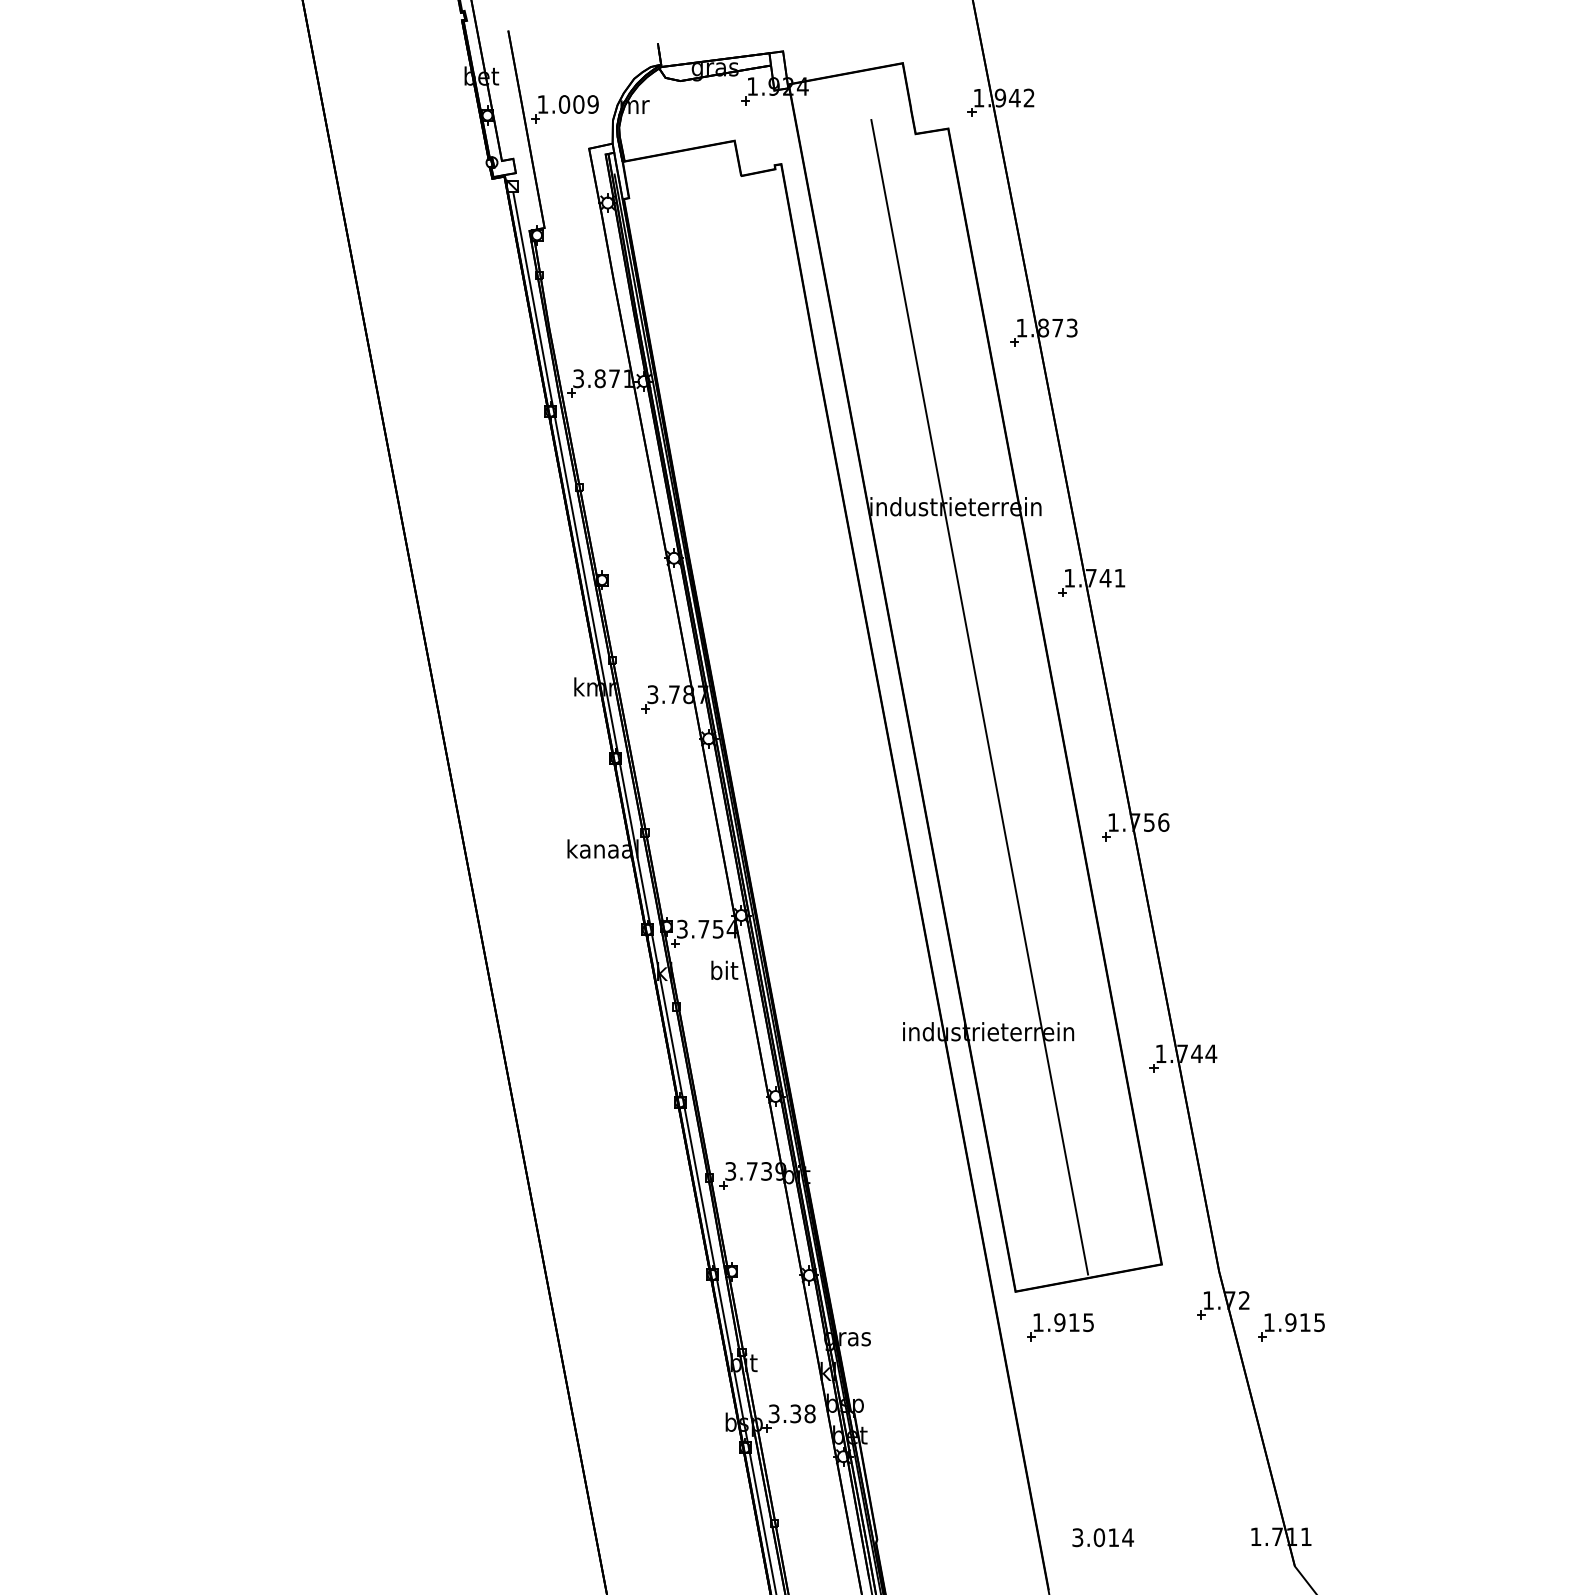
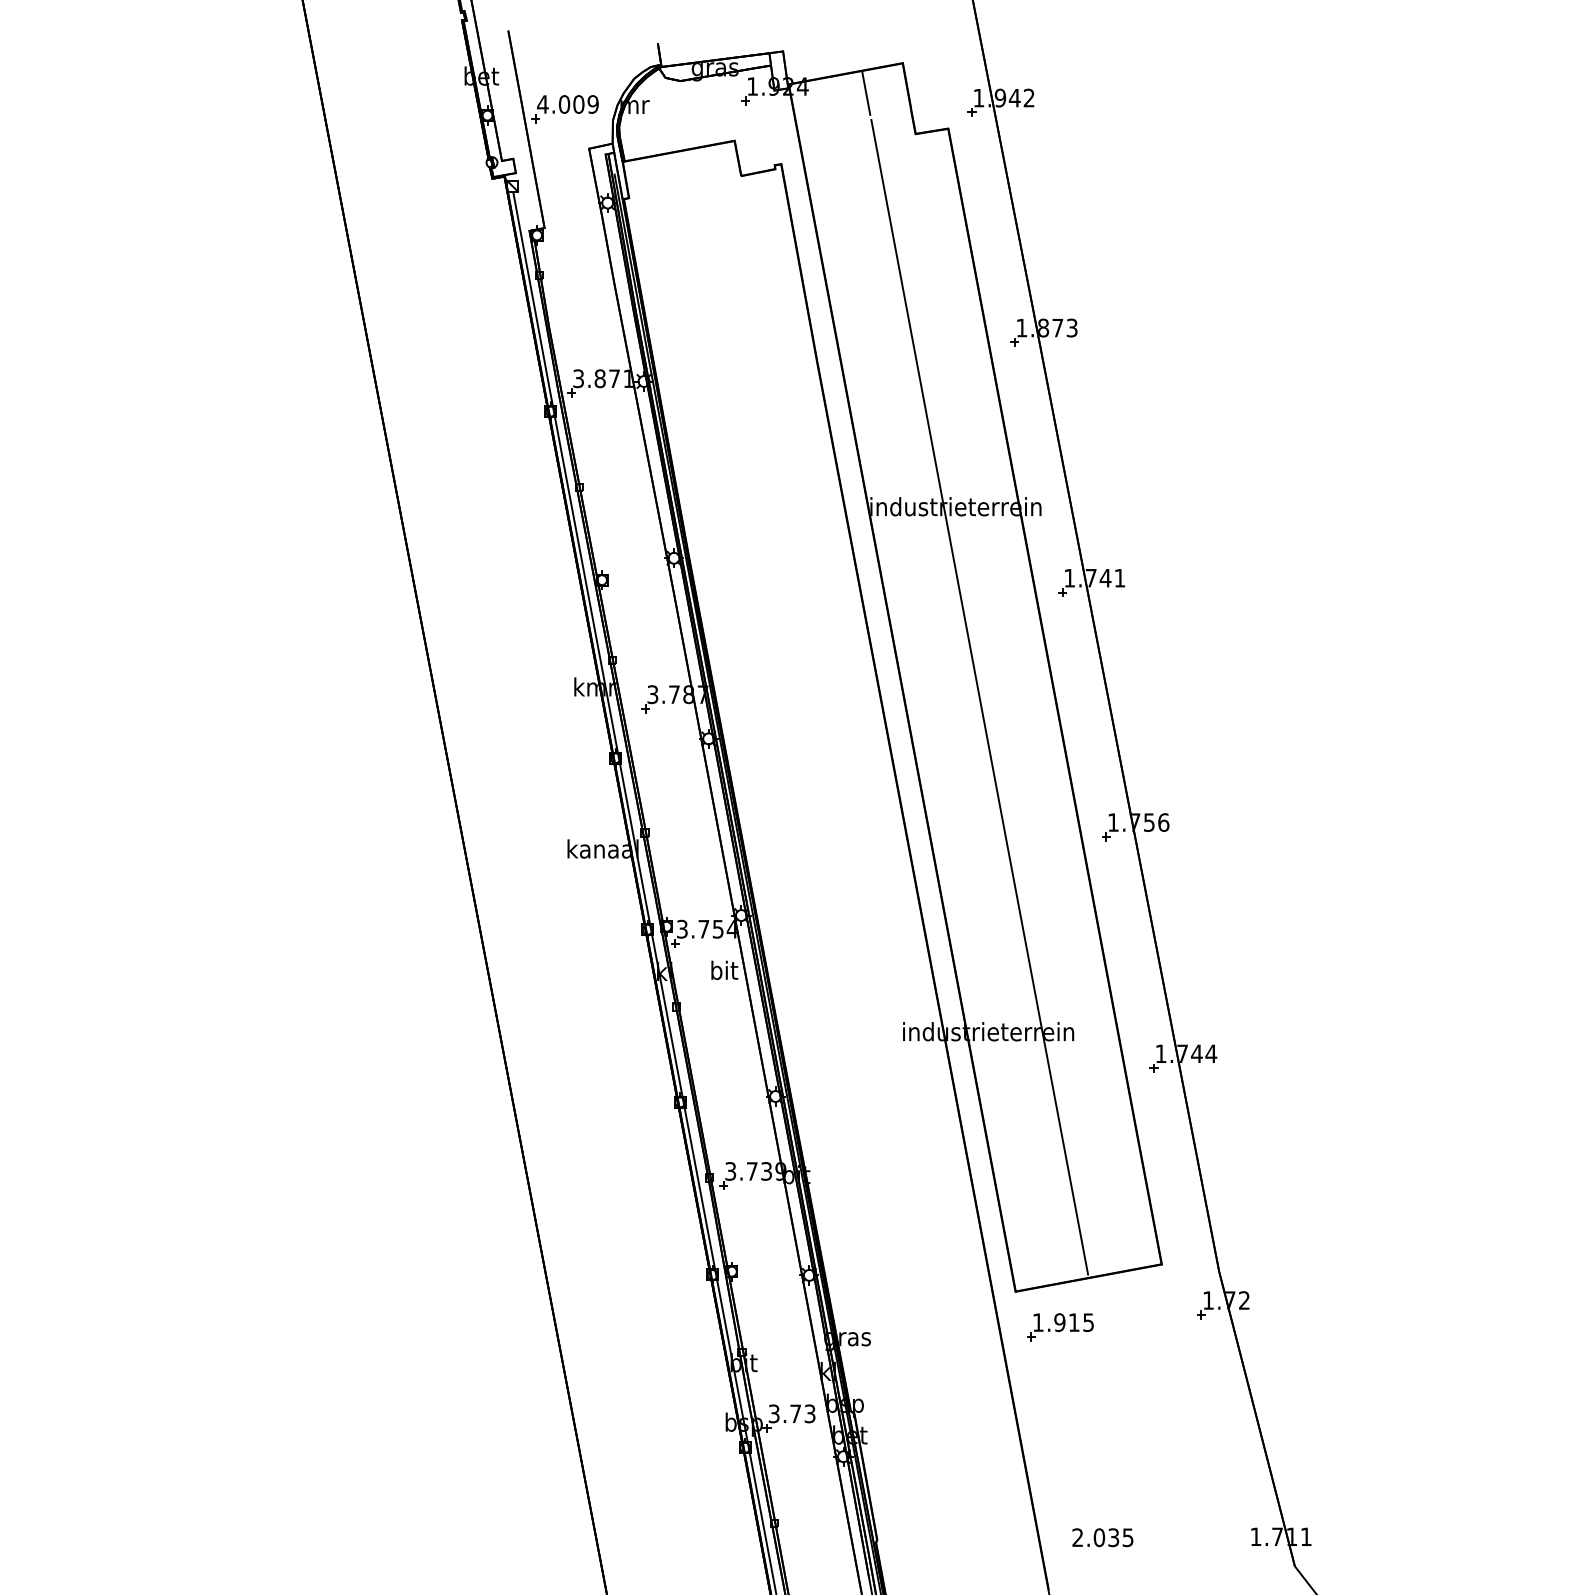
line: none -> present (866, 93)
text: 1.009 -> 4.009 (542, 104)
part: present -> none (1291, 1327)
text: 3.38 -> 3.73 (802, 1413)
text: 3.014 -> 2.035 (1103, 1537)
